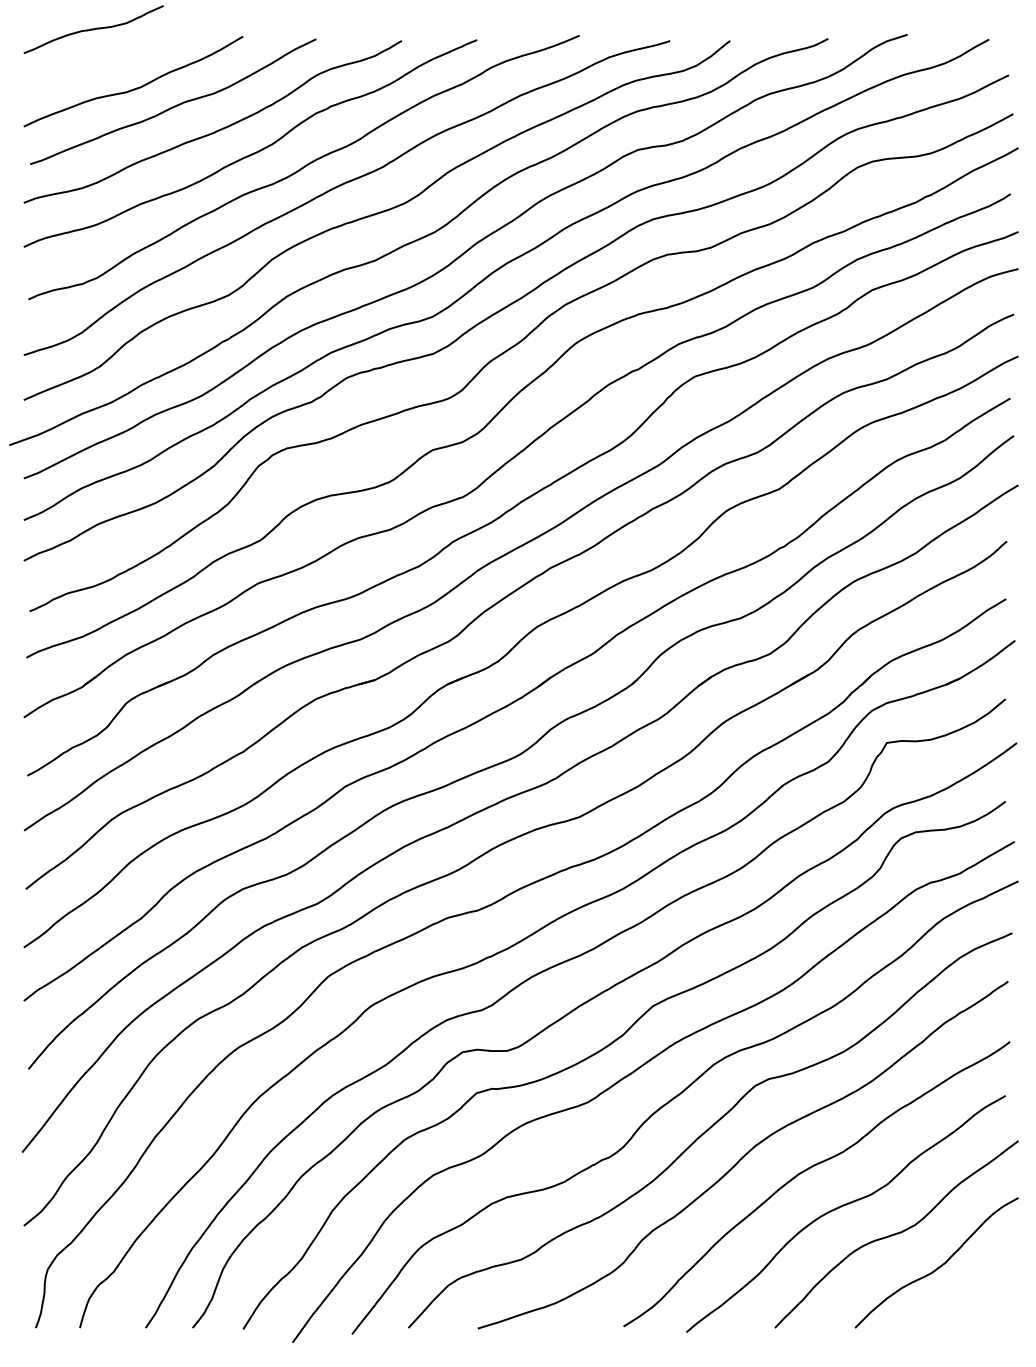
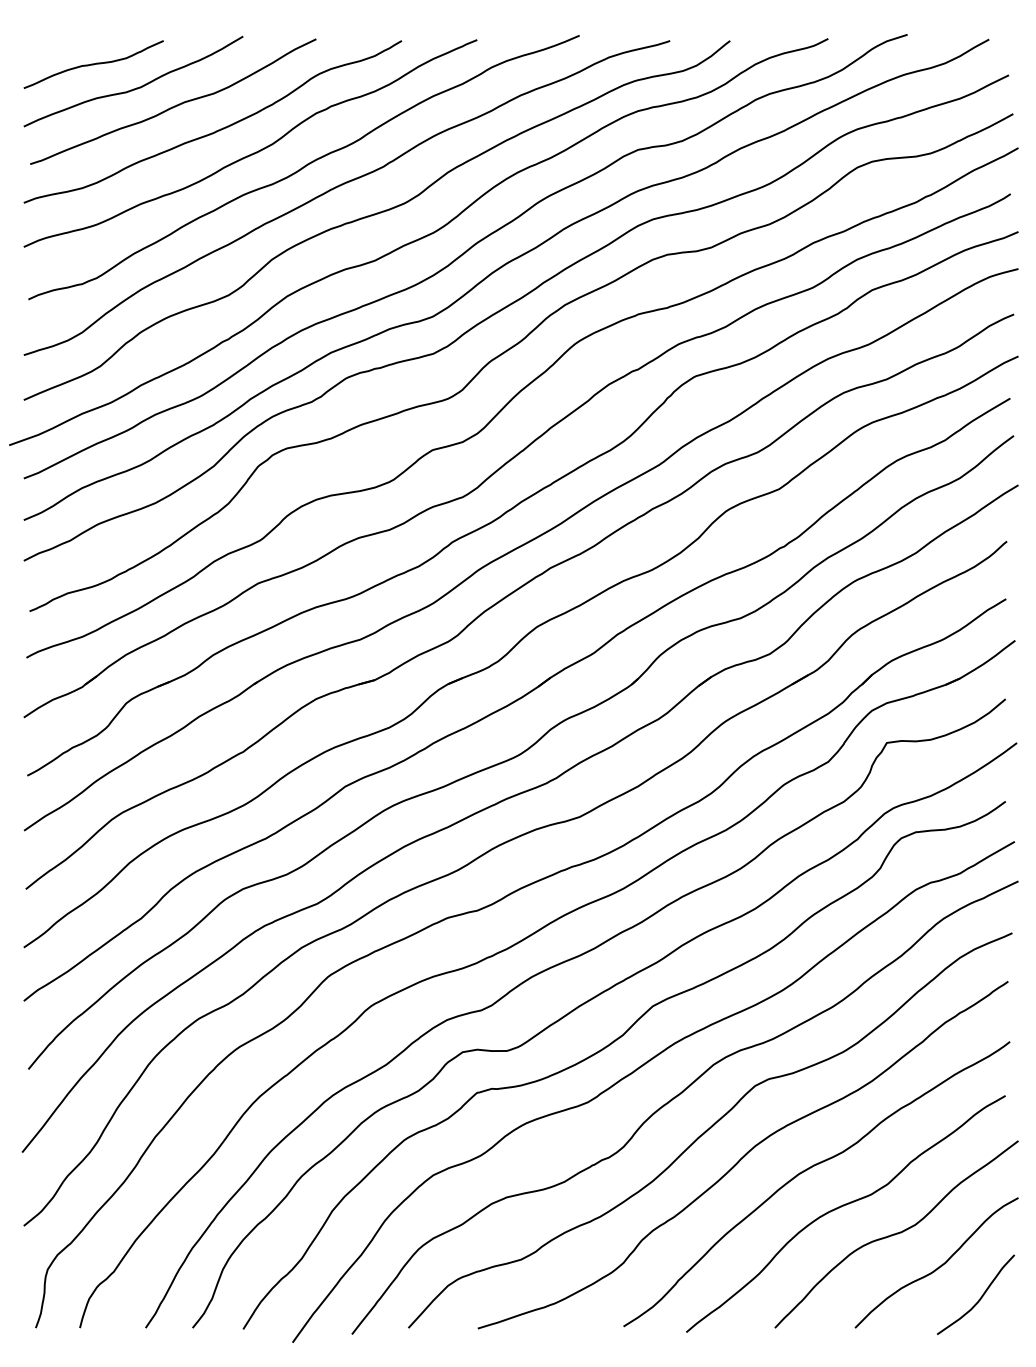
curve position: (93, 29) -> (93, 64) (93, 64)
curve: none -> present (979, 1298)
